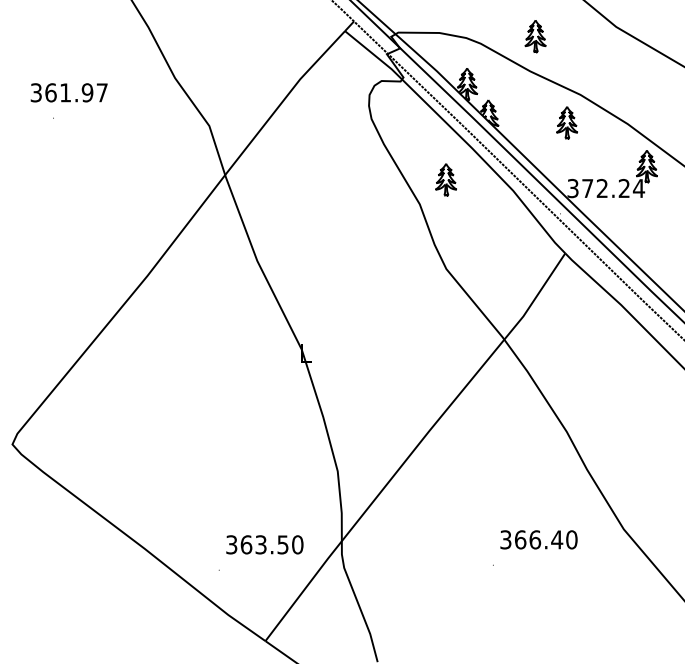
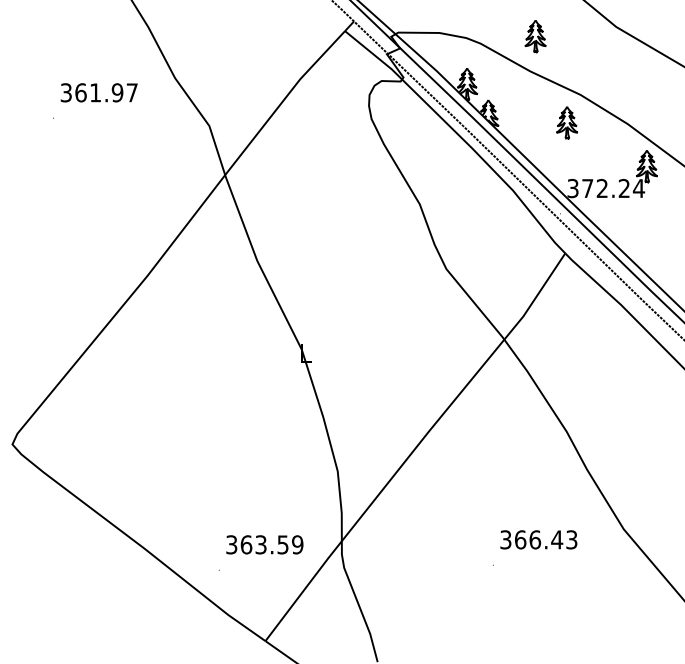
text position: (68, 92) -> (98, 92) (98, 92)
part: present -> none (445, 179)
text: 366.40 -> 366.43 (571, 539)
text: 363.50 -> 363.59 (297, 544)
